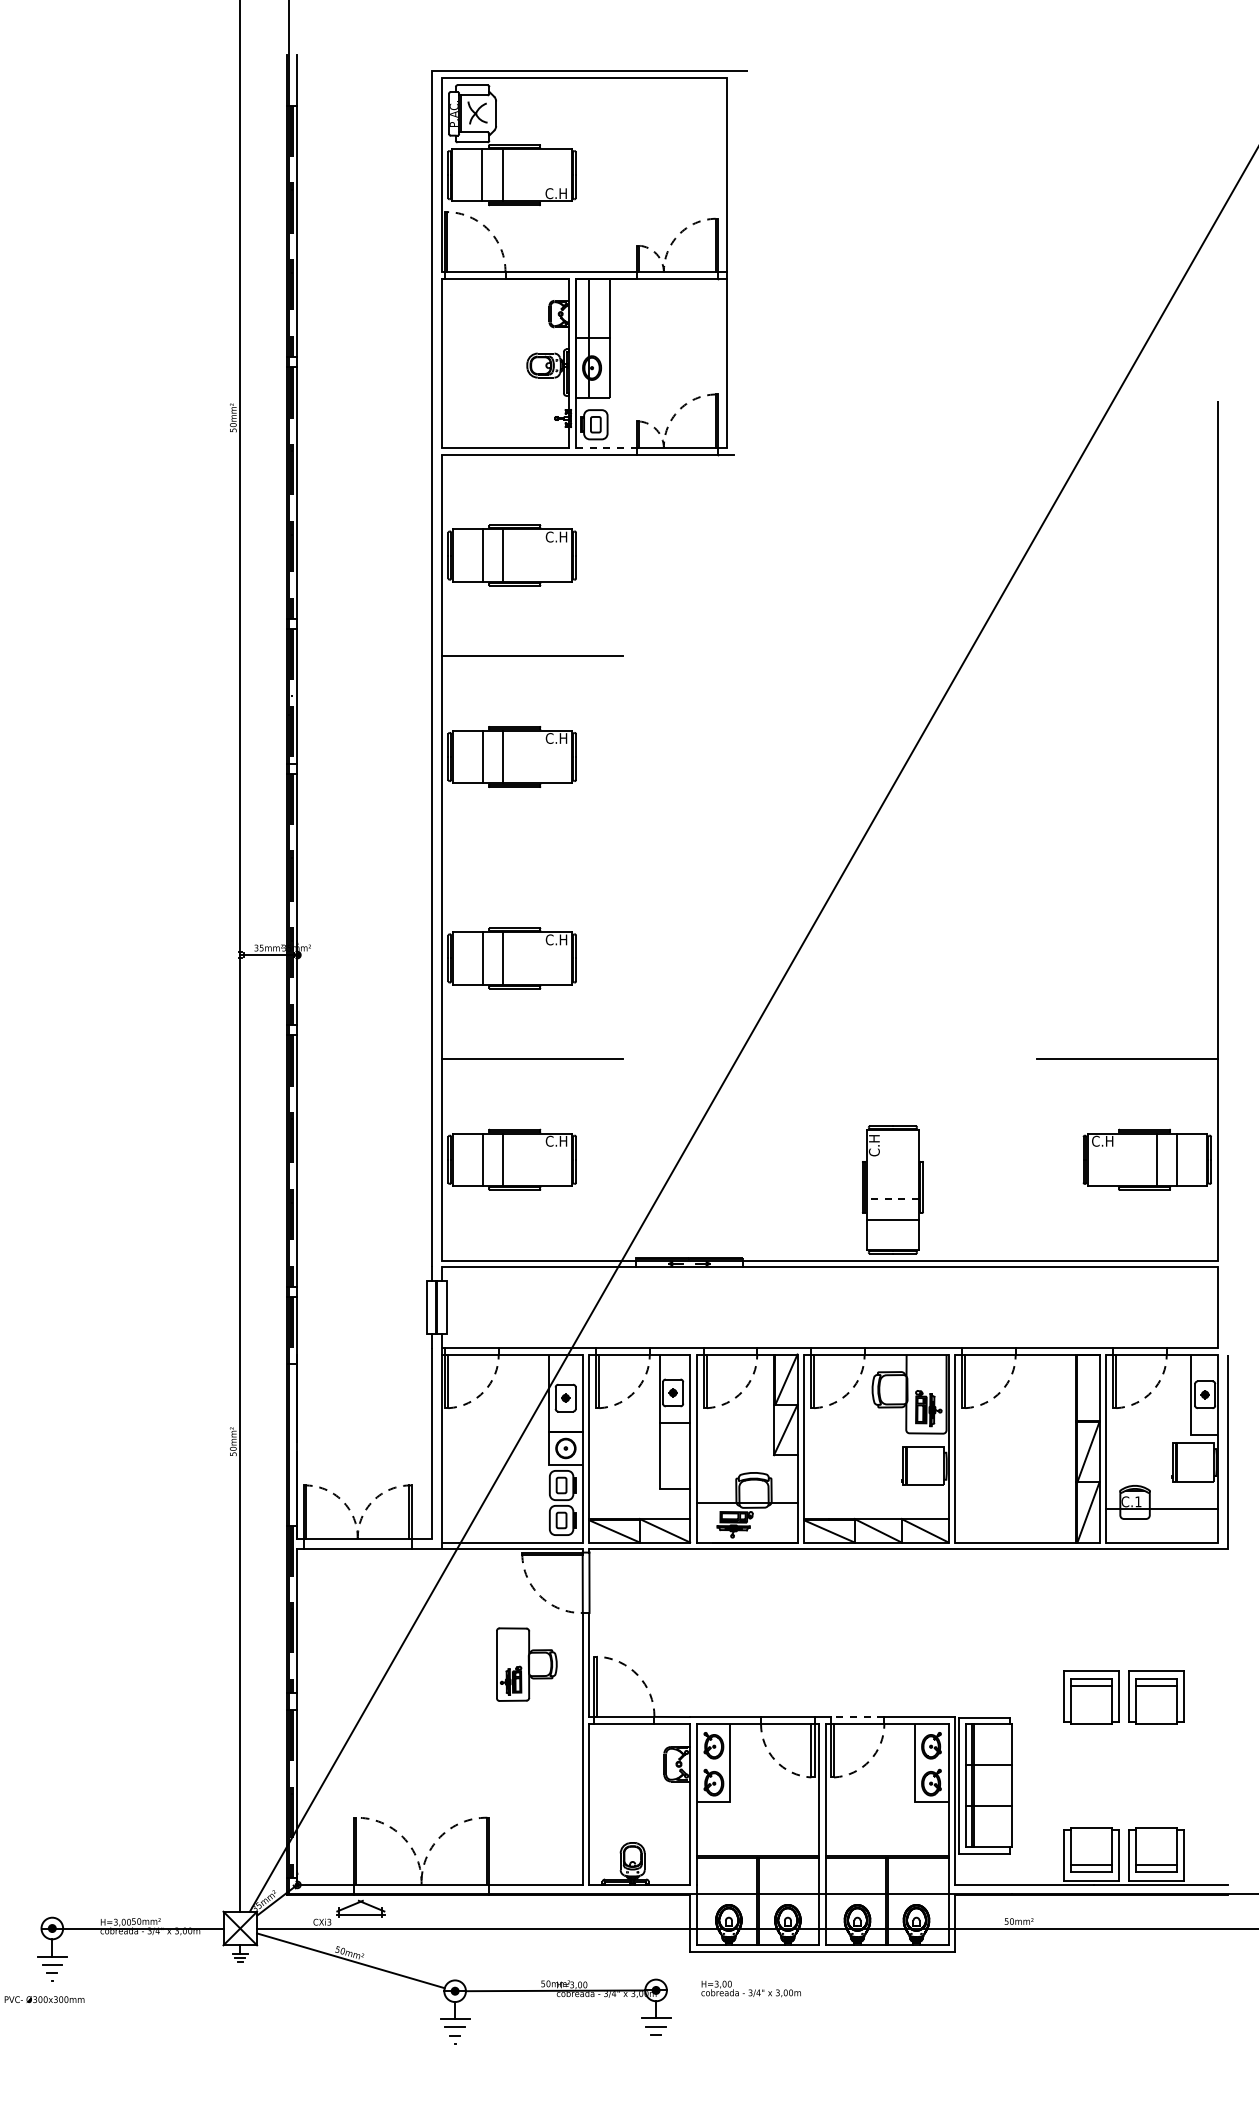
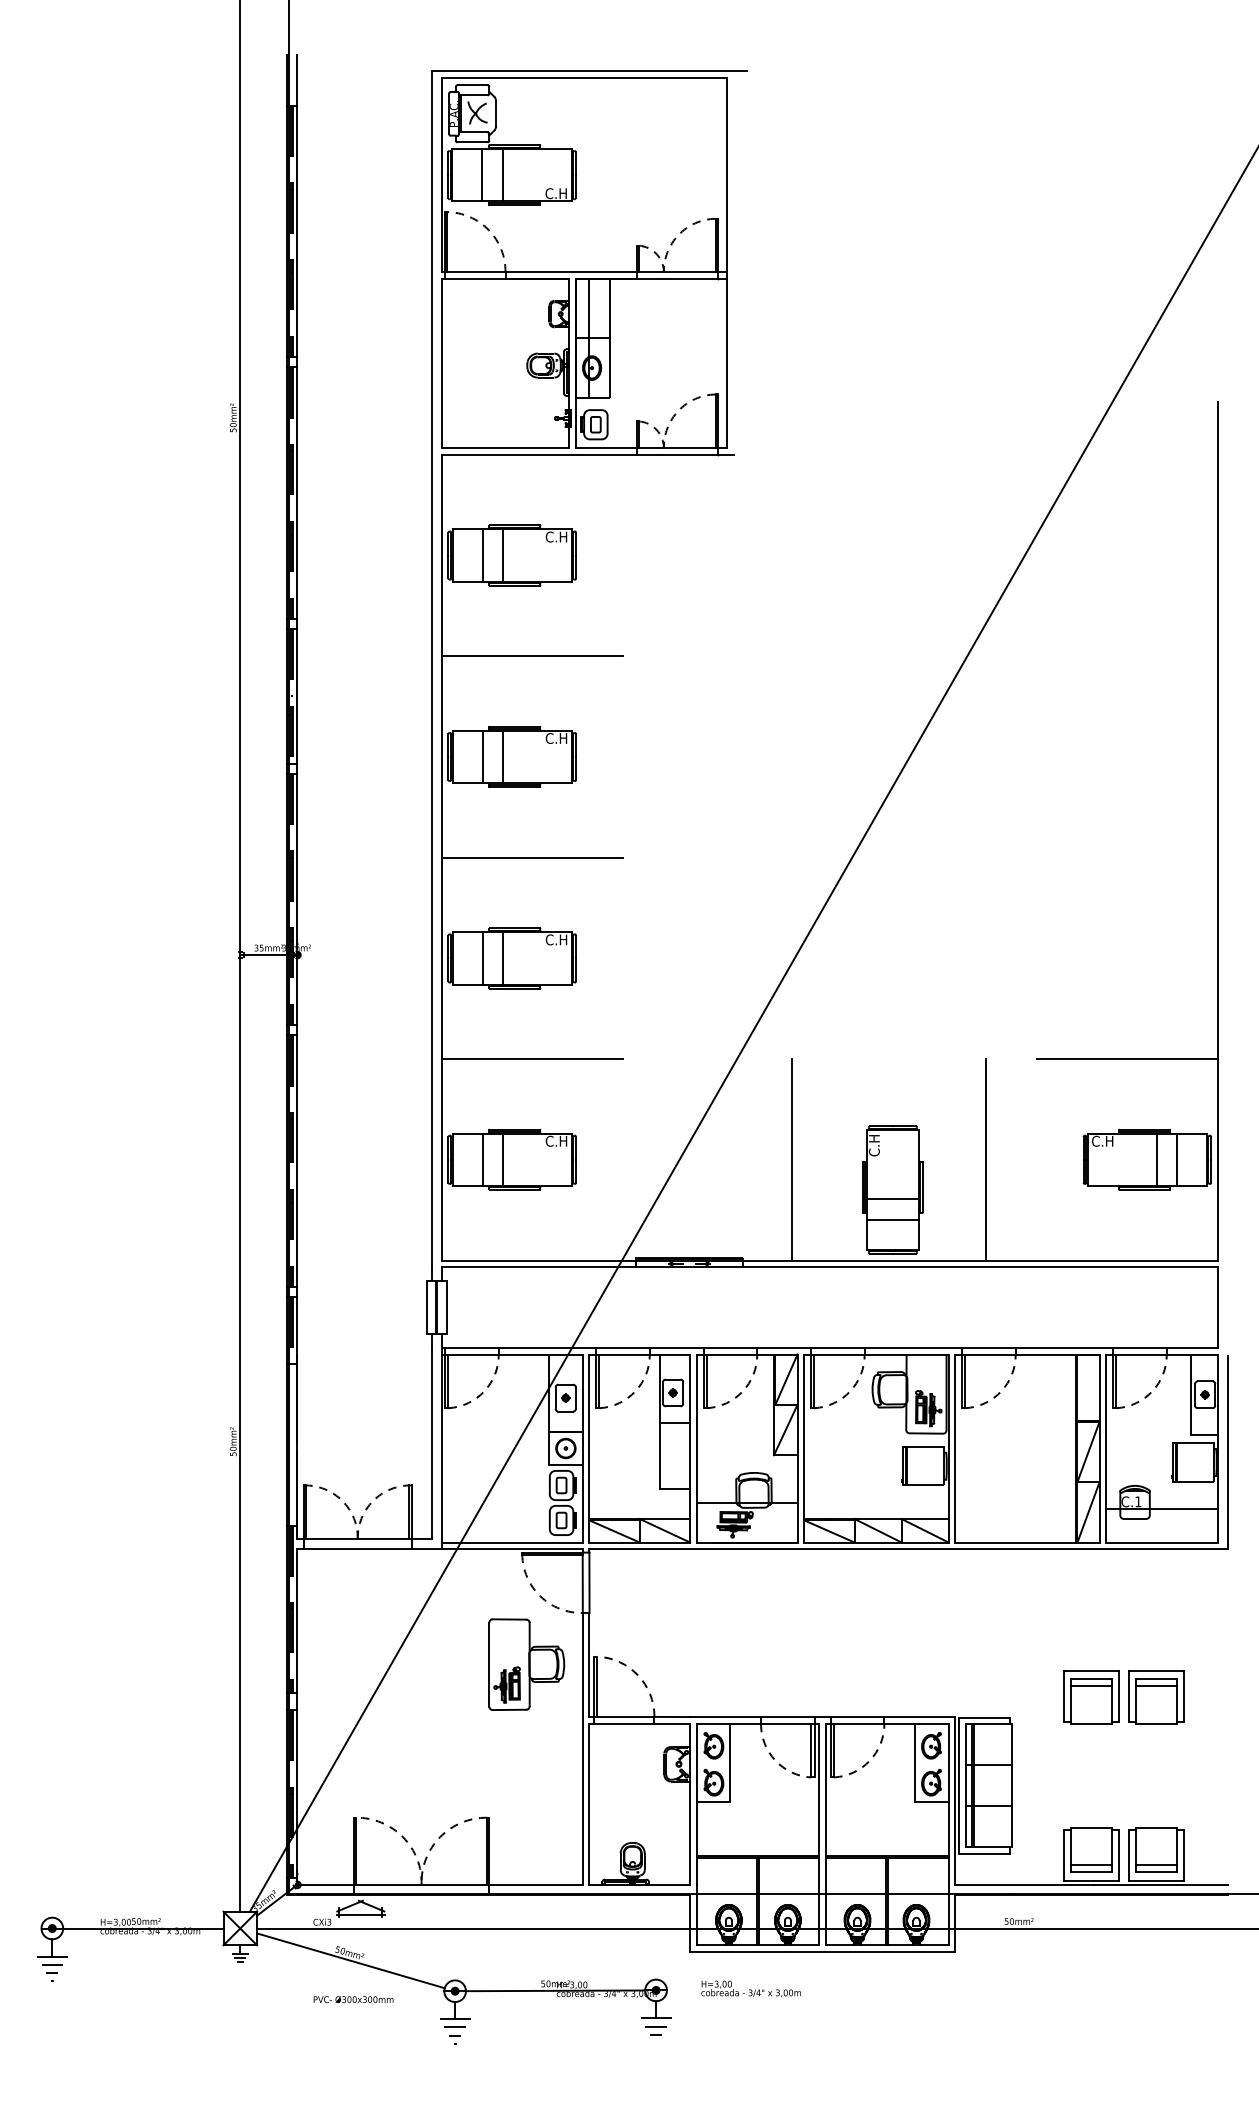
line: dashed -> solid (606, 448)
line: none -> present (531, 857)
line: none -> present (791, 1159)
line: none -> present (986, 1159)
line: dashed -> solid (892, 1199)
part size: 62x75 px -> 78x93 px (526, 1664)
line: dashed -> solid (857, 1717)
text position: (44, 1999) -> (353, 1999) (353, 1999)
